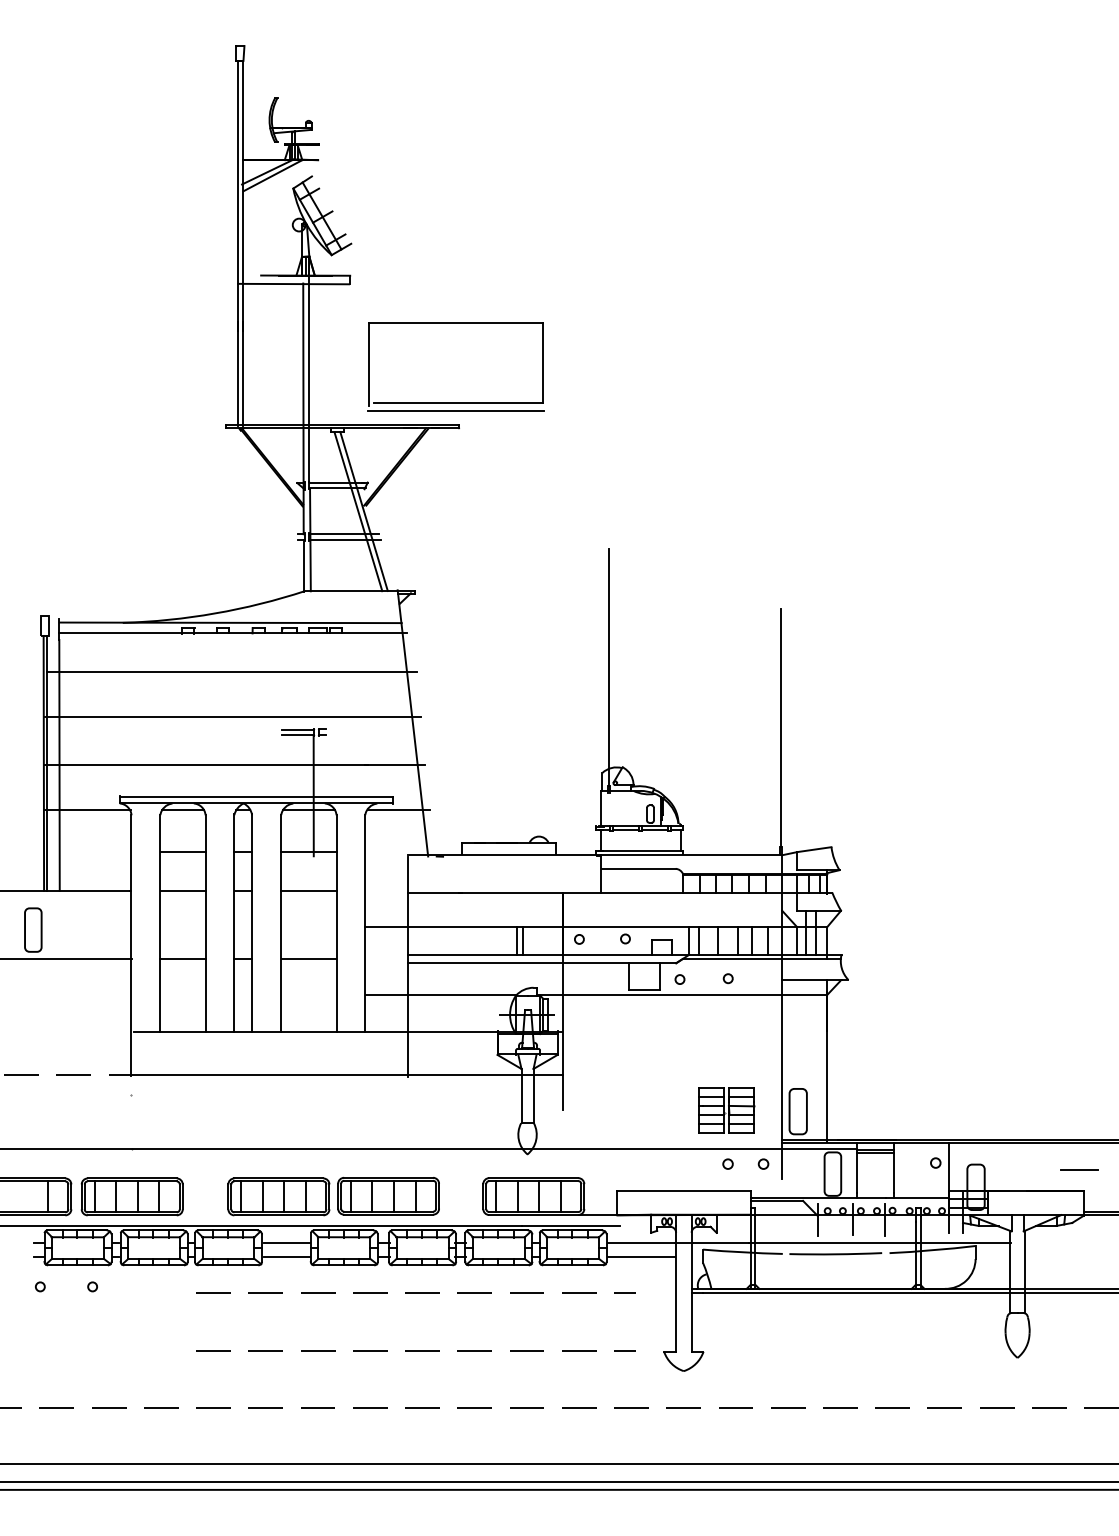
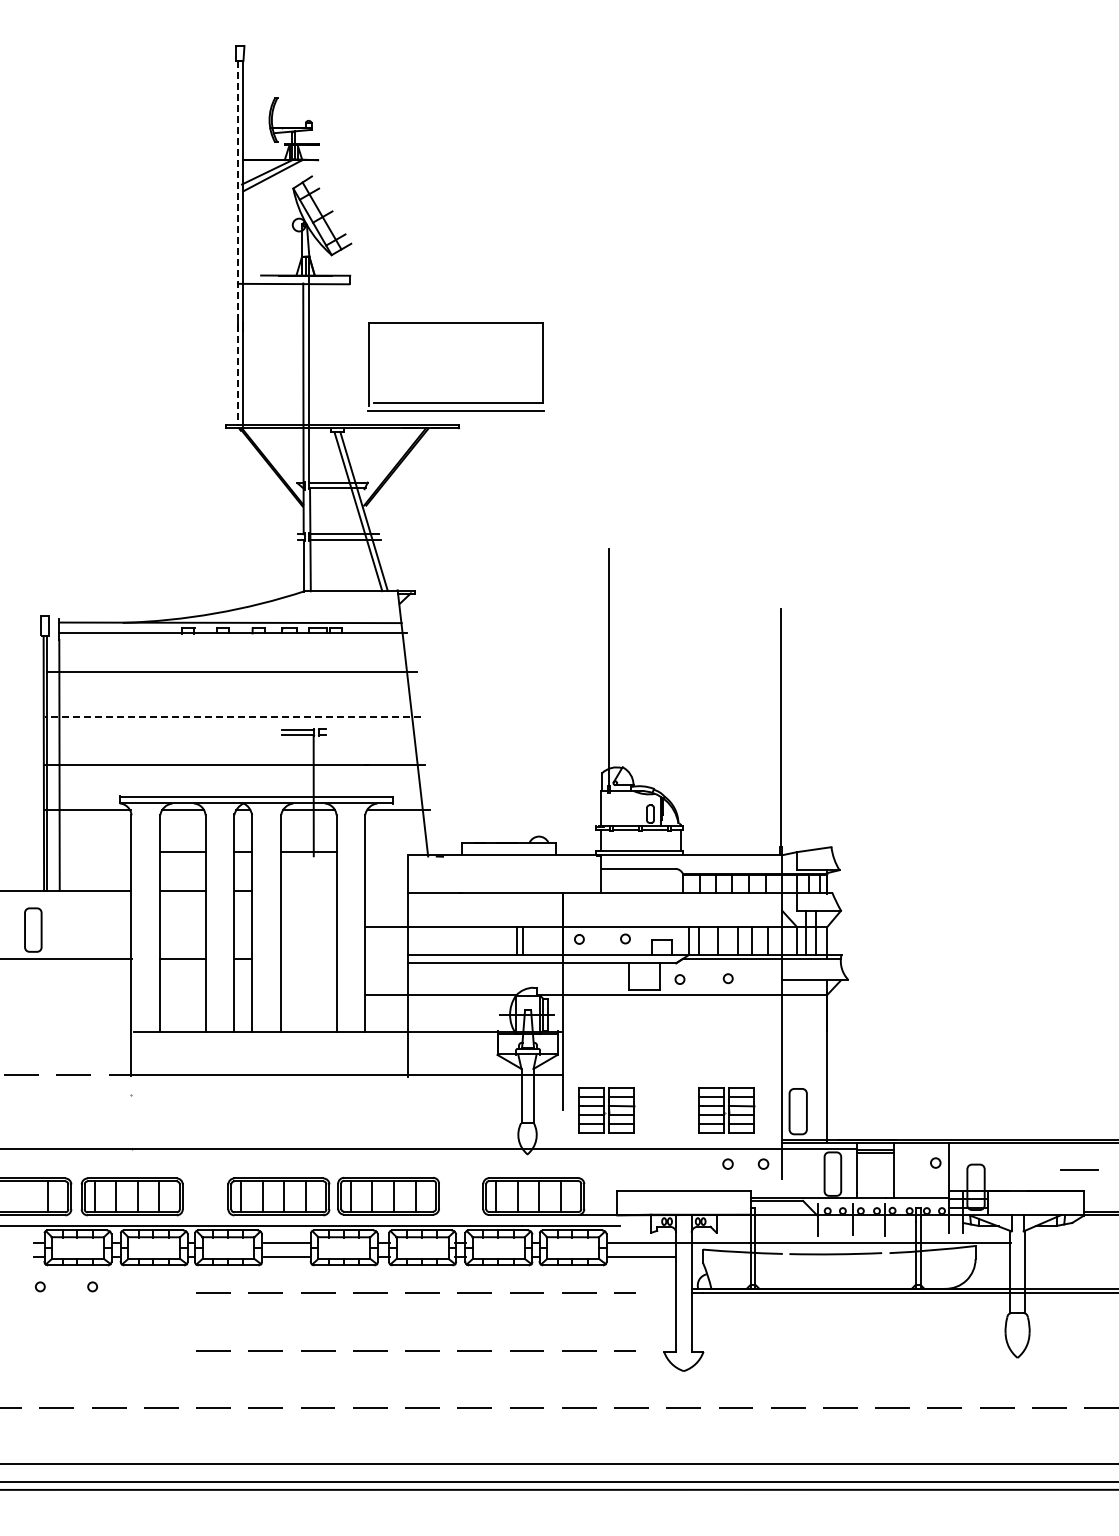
line: solid -> dashed (237, 243)
line: solid -> dashed (232, 717)
line: present -> none (308, 890)
line: present -> none (308, 958)
part: none -> present (606, 1110)
